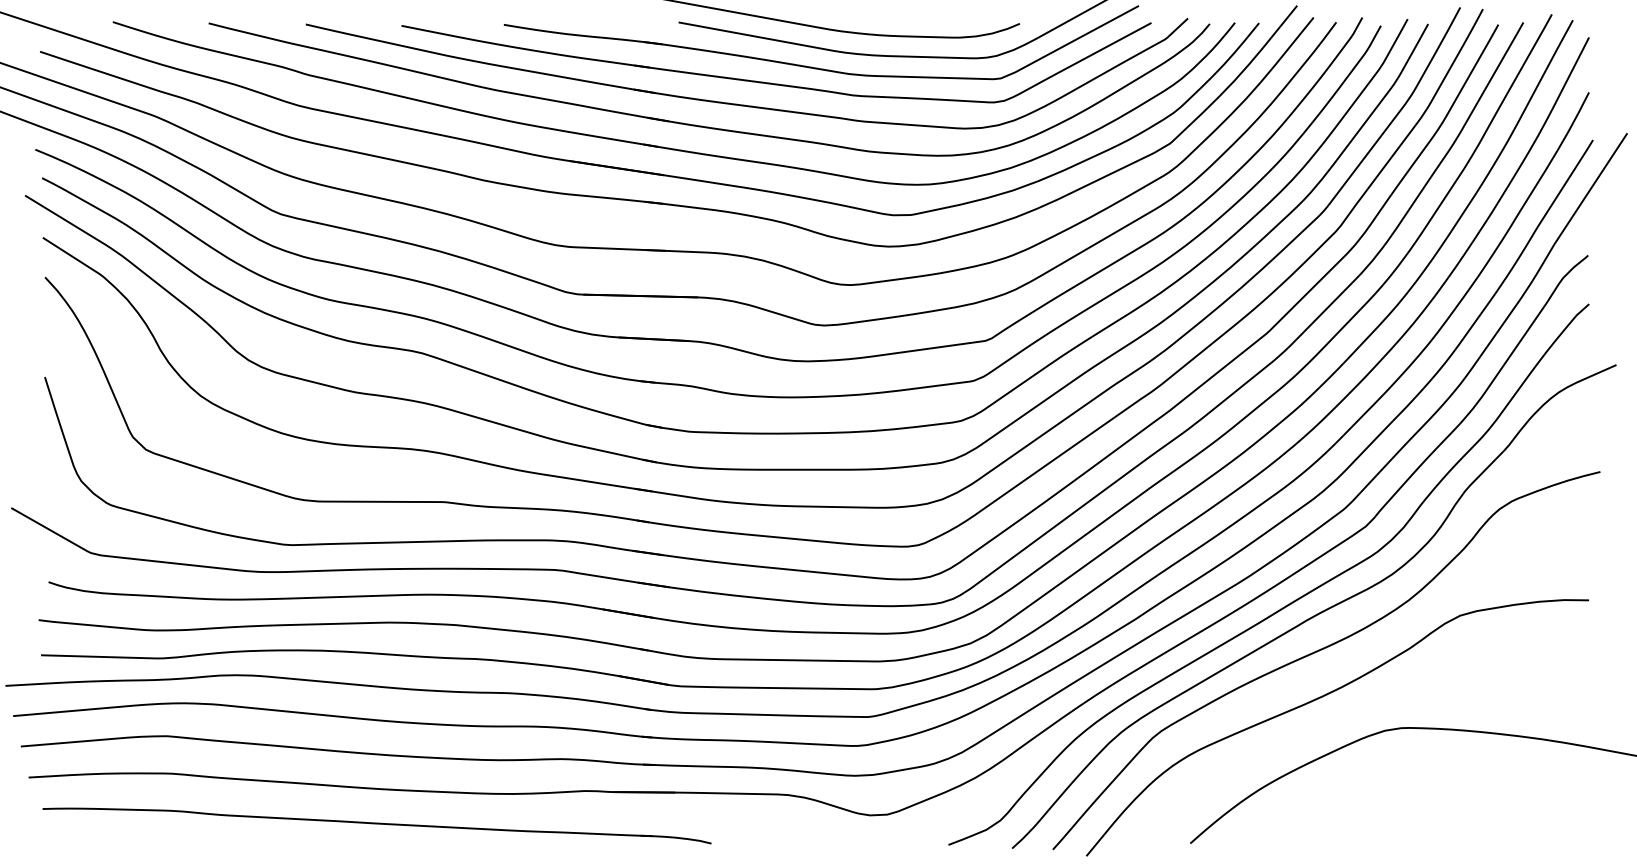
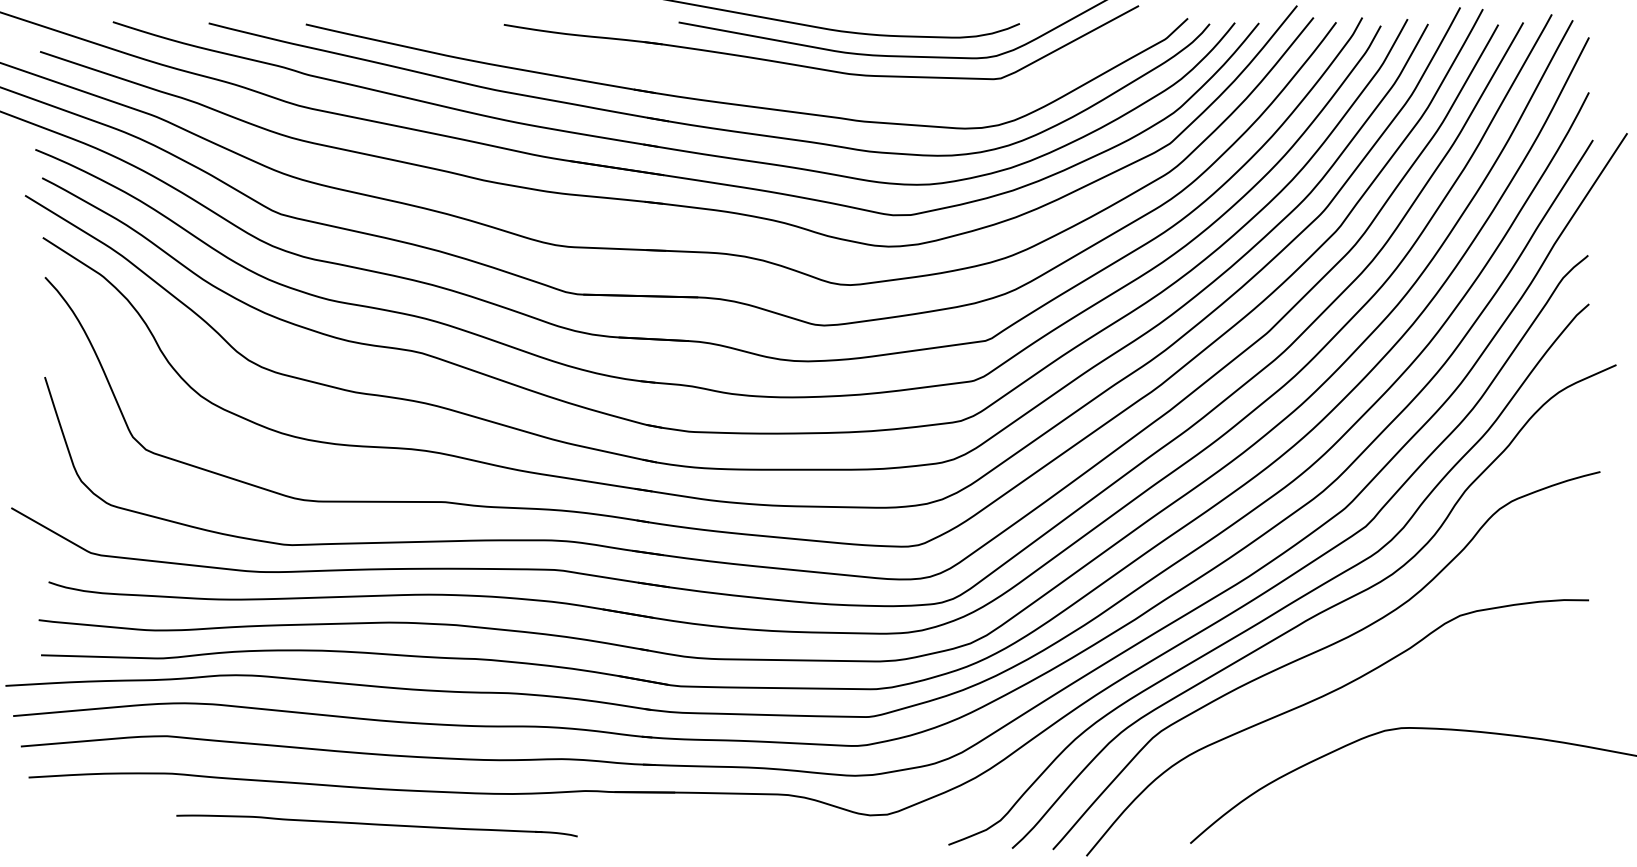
part: present -> none (771, 82)
part size: 670x38 px -> 402x24 px (376, 825)
